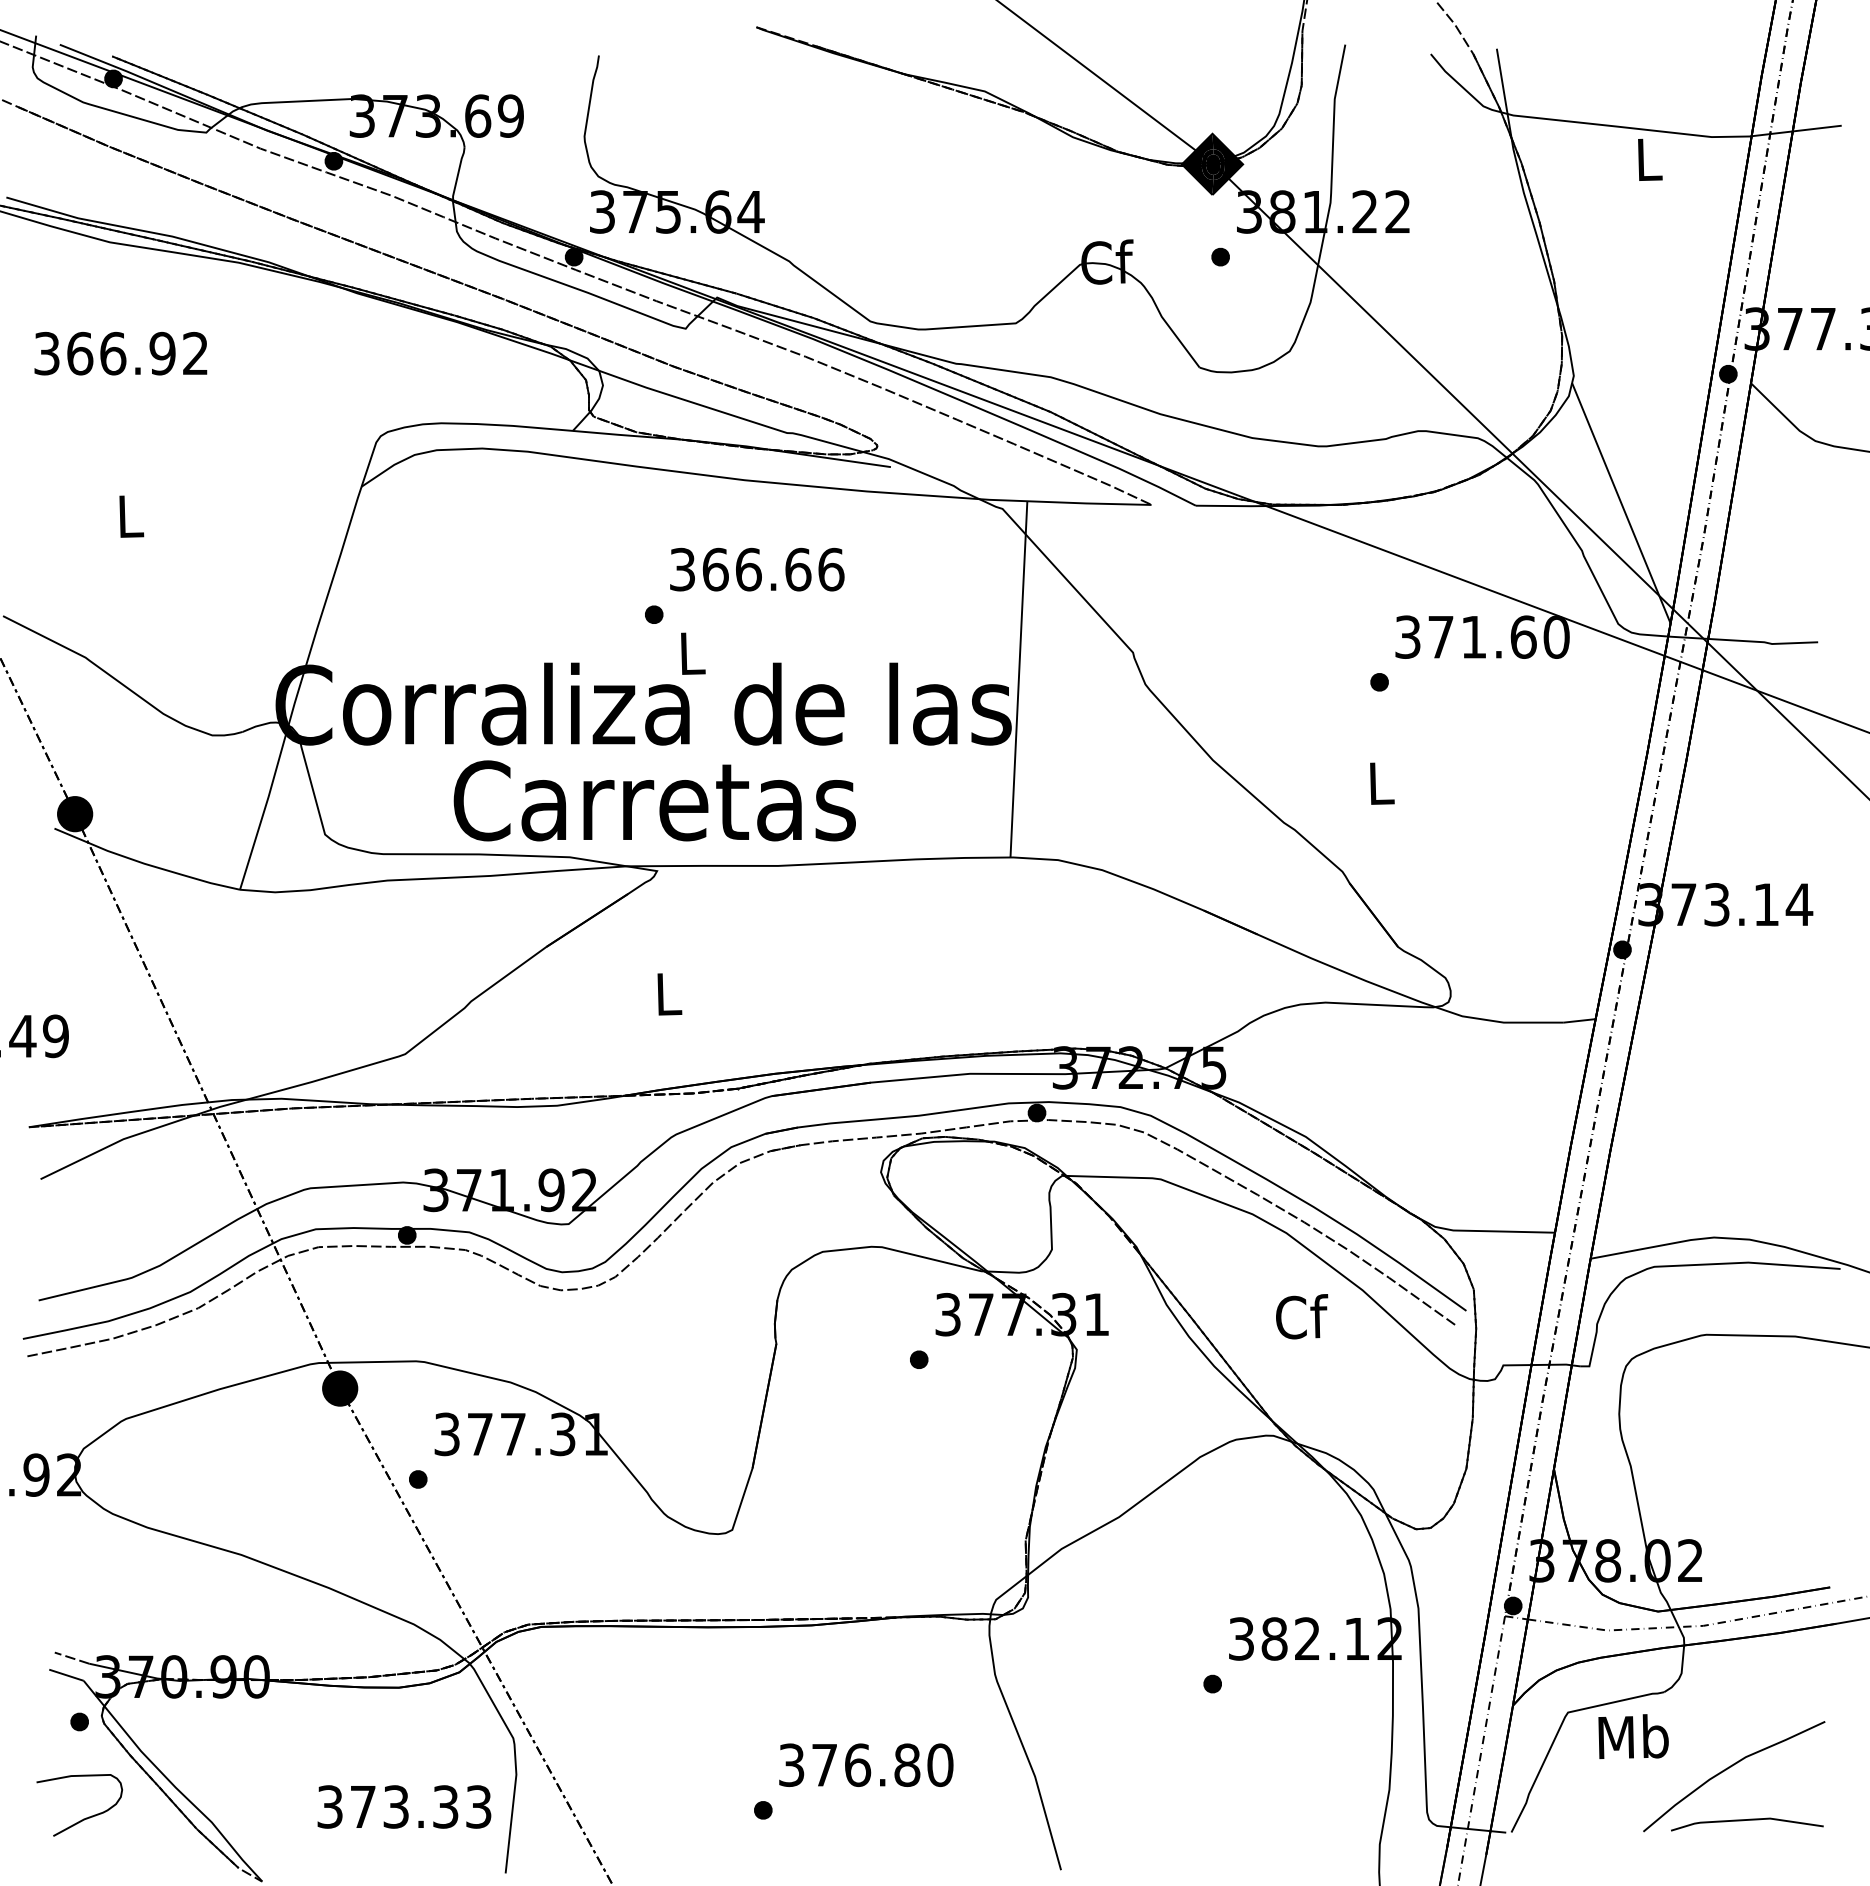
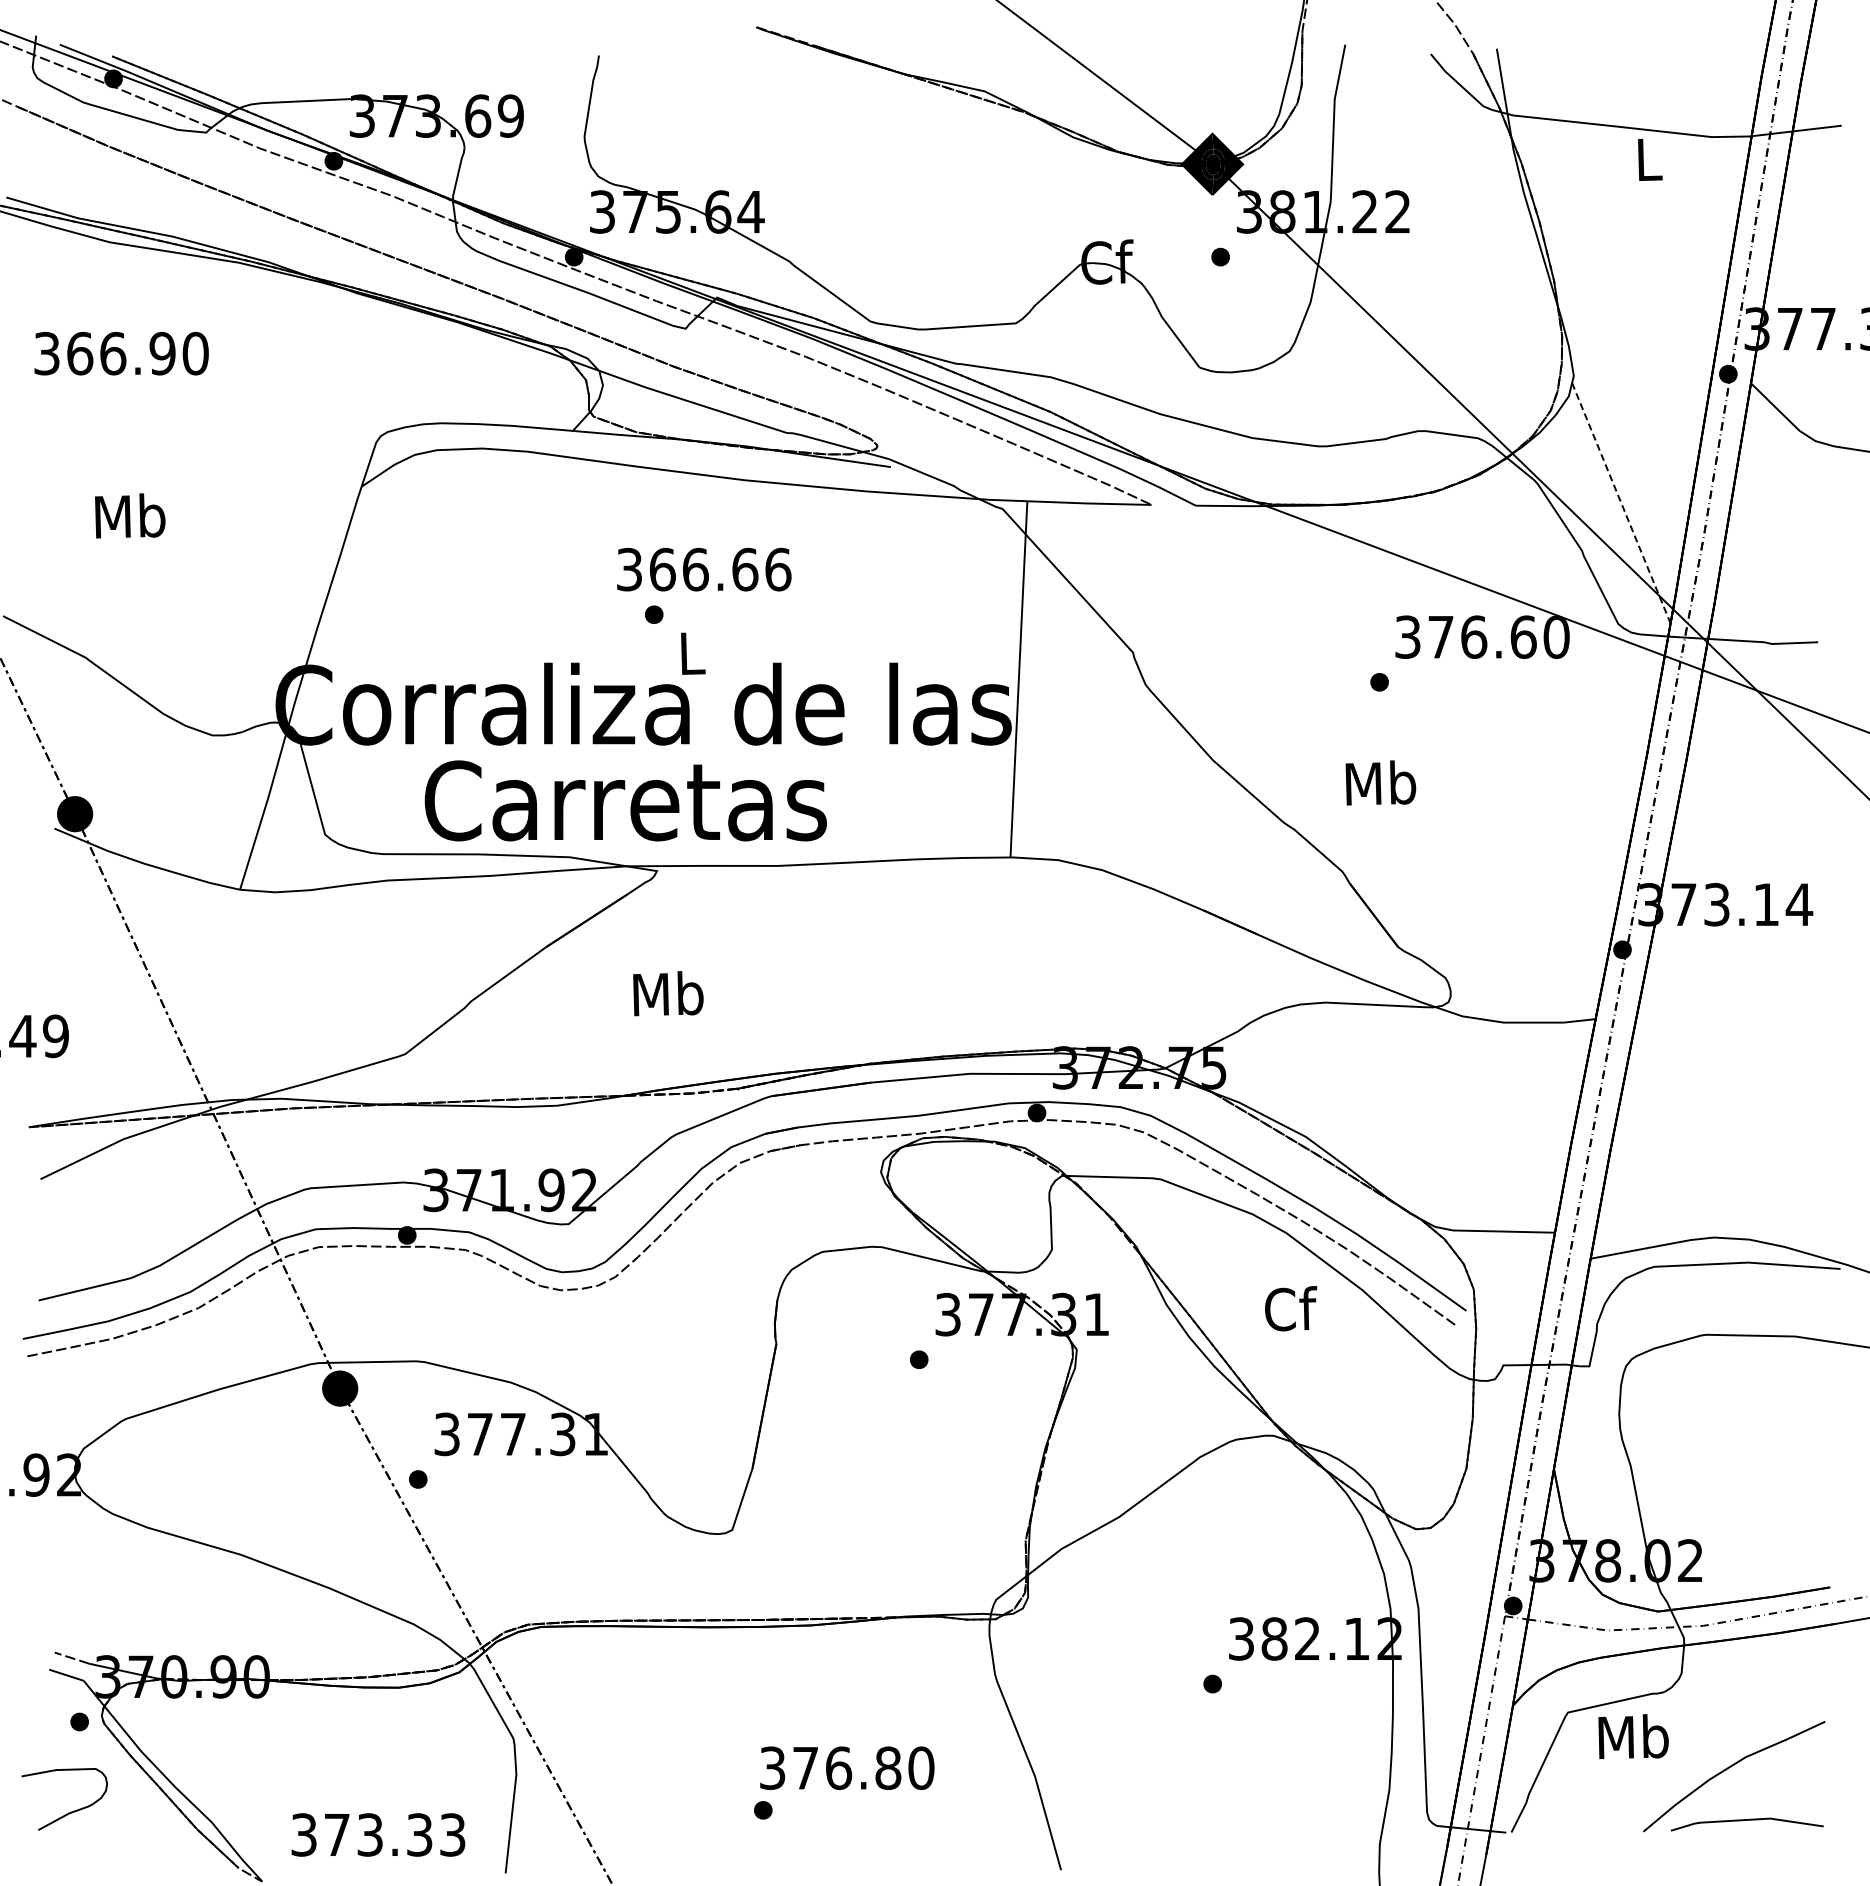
text: 366.92 -> 366.90 (195, 353)
line: solid -> dashed (1621, 503)
text: L -> Mb (130, 515)
text position: (757, 569) -> (704, 569) (704, 569)
text: 371.60 -> 376.60 (1474, 636)
text: L -> Mb (1380, 782)
text position: (654, 800) -> (625, 800) (625, 800)
text: L -> Mb (668, 993)
text position: (1302, 1316) -> (1291, 1308) (1291, 1308)
text position: (866, 1764) -> (847, 1767) (847, 1767)
text position: (404, 1806) -> (378, 1834) (378, 1834)
curve position: (83, 1818) -> (68, 1812) (68, 1812)
